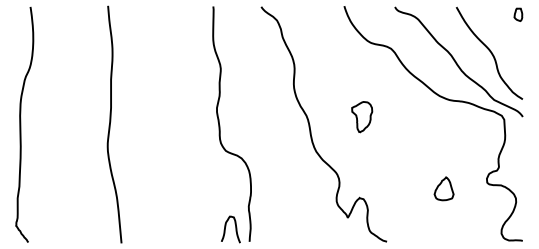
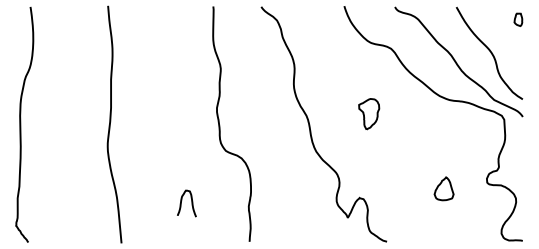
part position: (518, 14) -> (518, 19) (518, 19)
part position: (362, 117) -> (369, 114) (369, 114)
curve position: (226, 226) -> (182, 200) (182, 200)
